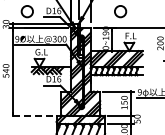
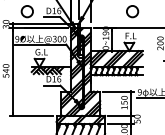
circle position: (120, 11) -> (132, 11) (132, 11)
line: dashed -> solid (31, 115)
